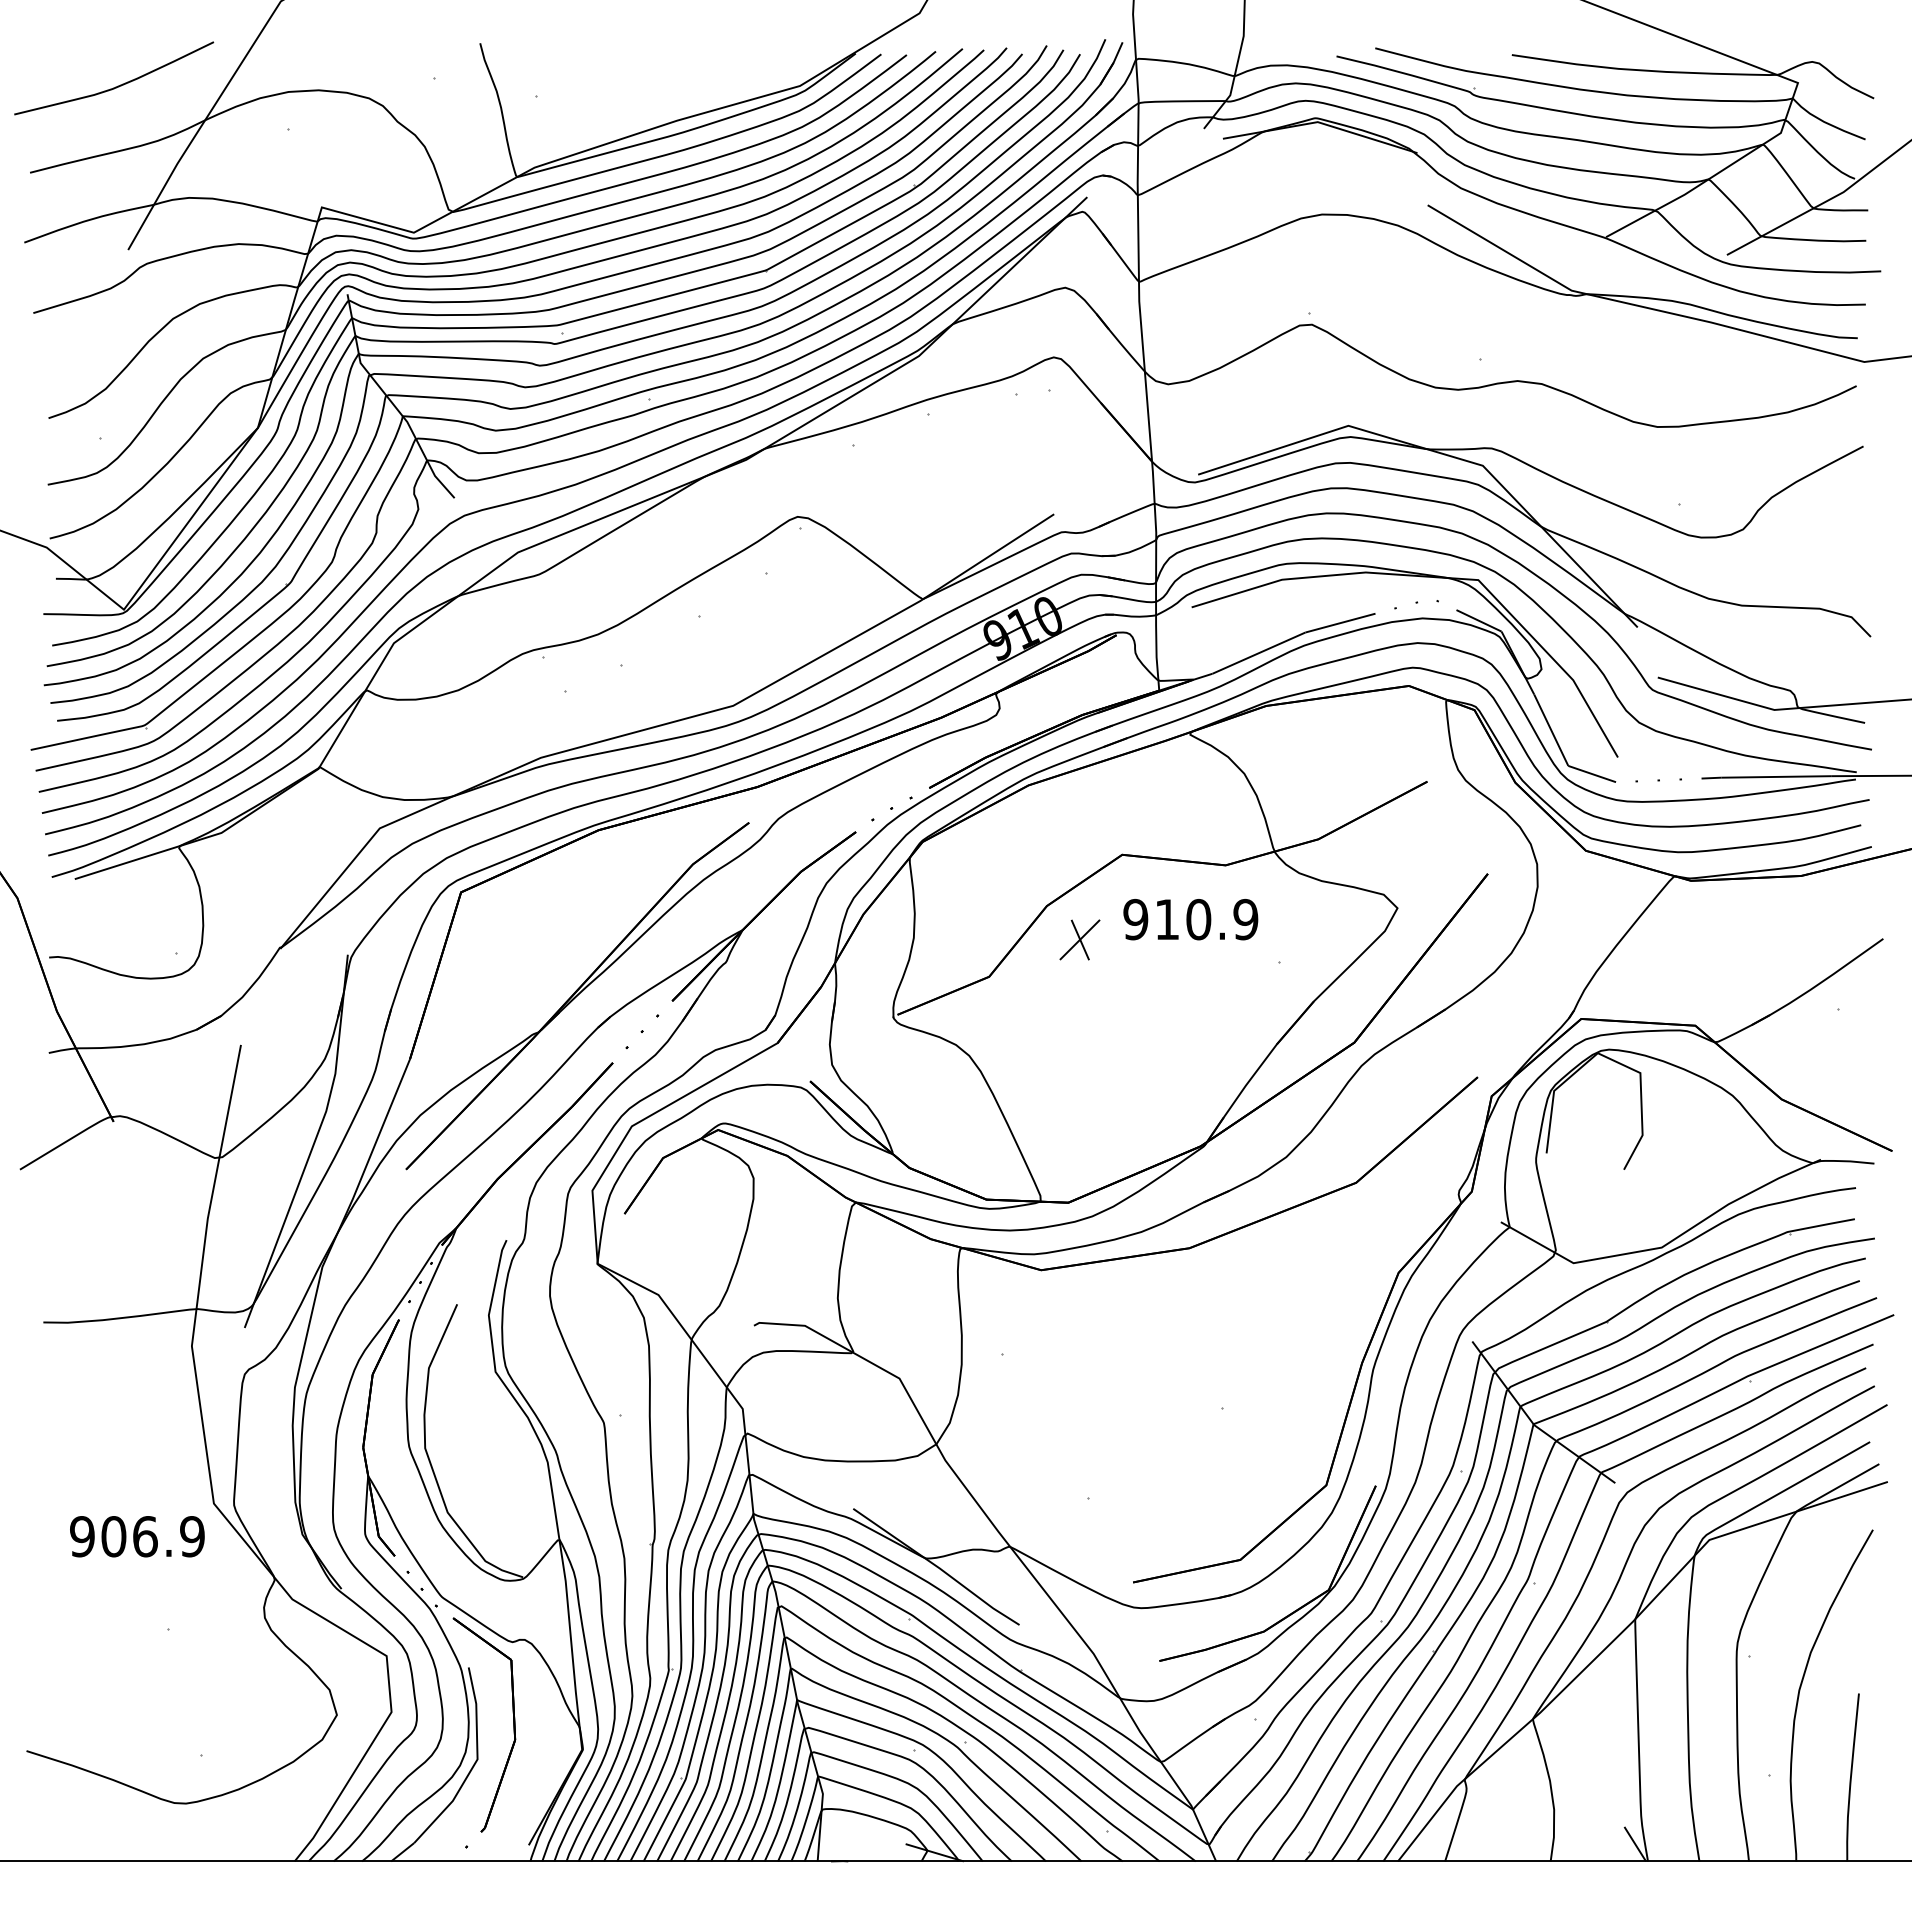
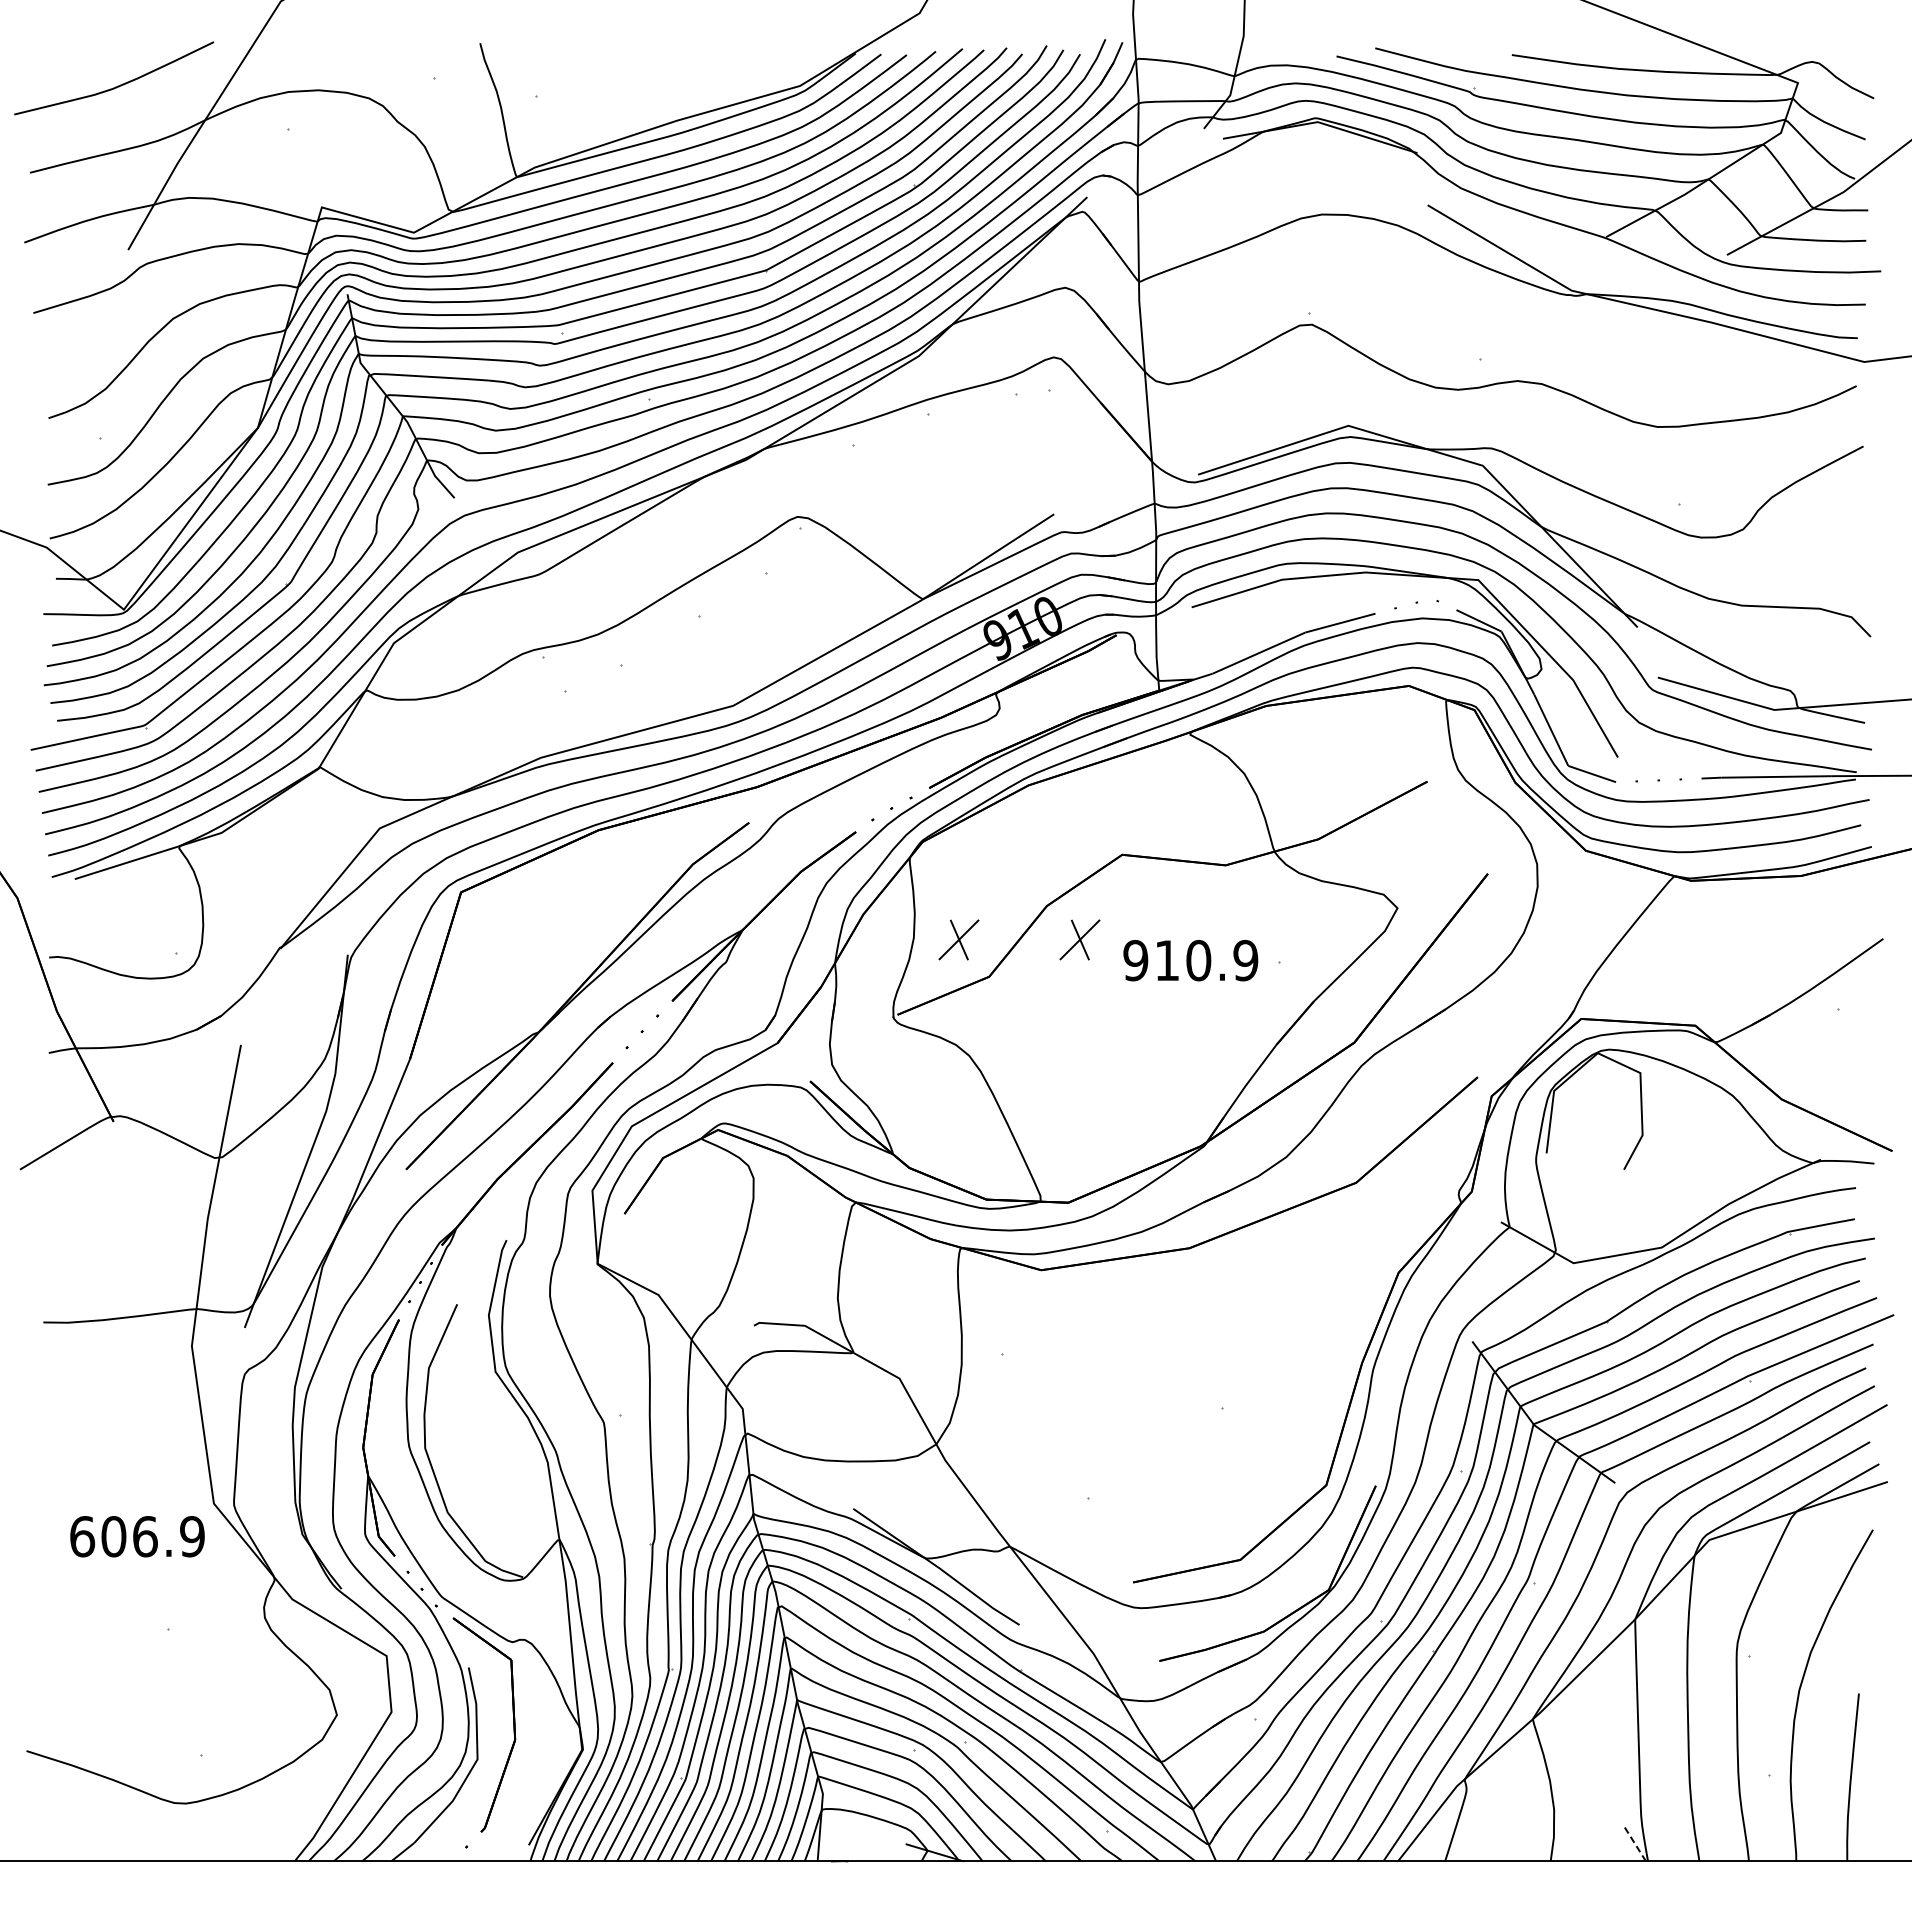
text position: (1190, 919) -> (1190, 960) (1190, 960)
part: none -> present (958, 939)
text: 906.9 -> 606.9 (82, 1536)
line: solid -> dashed (1634, 1843)
